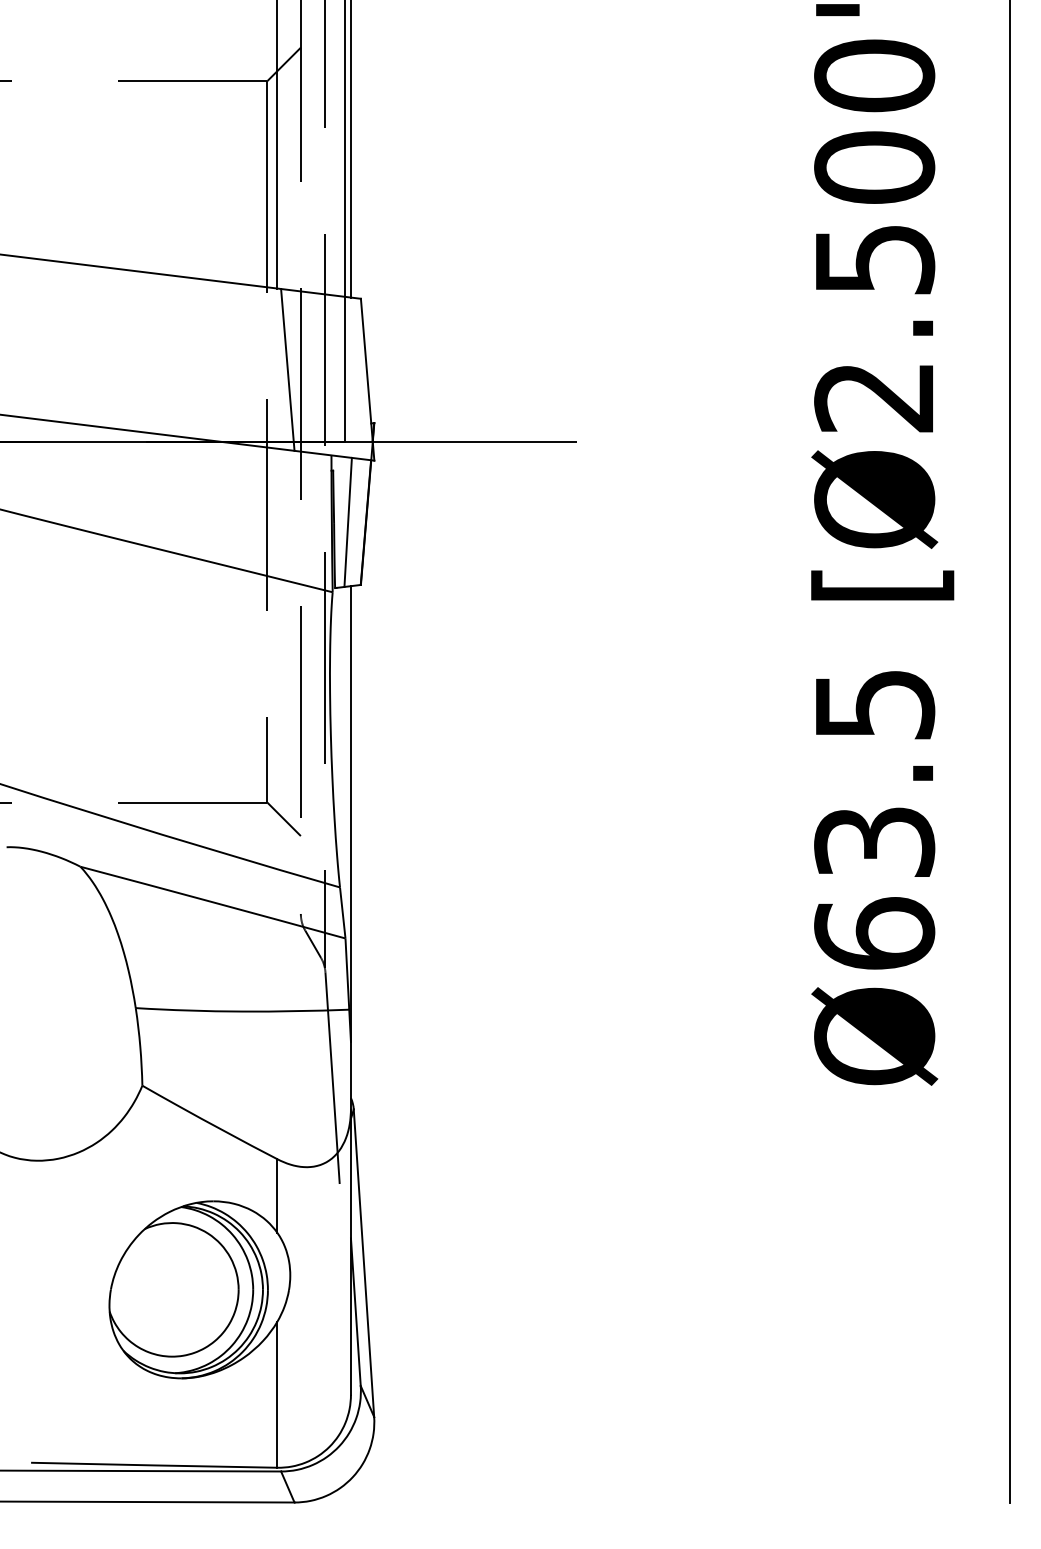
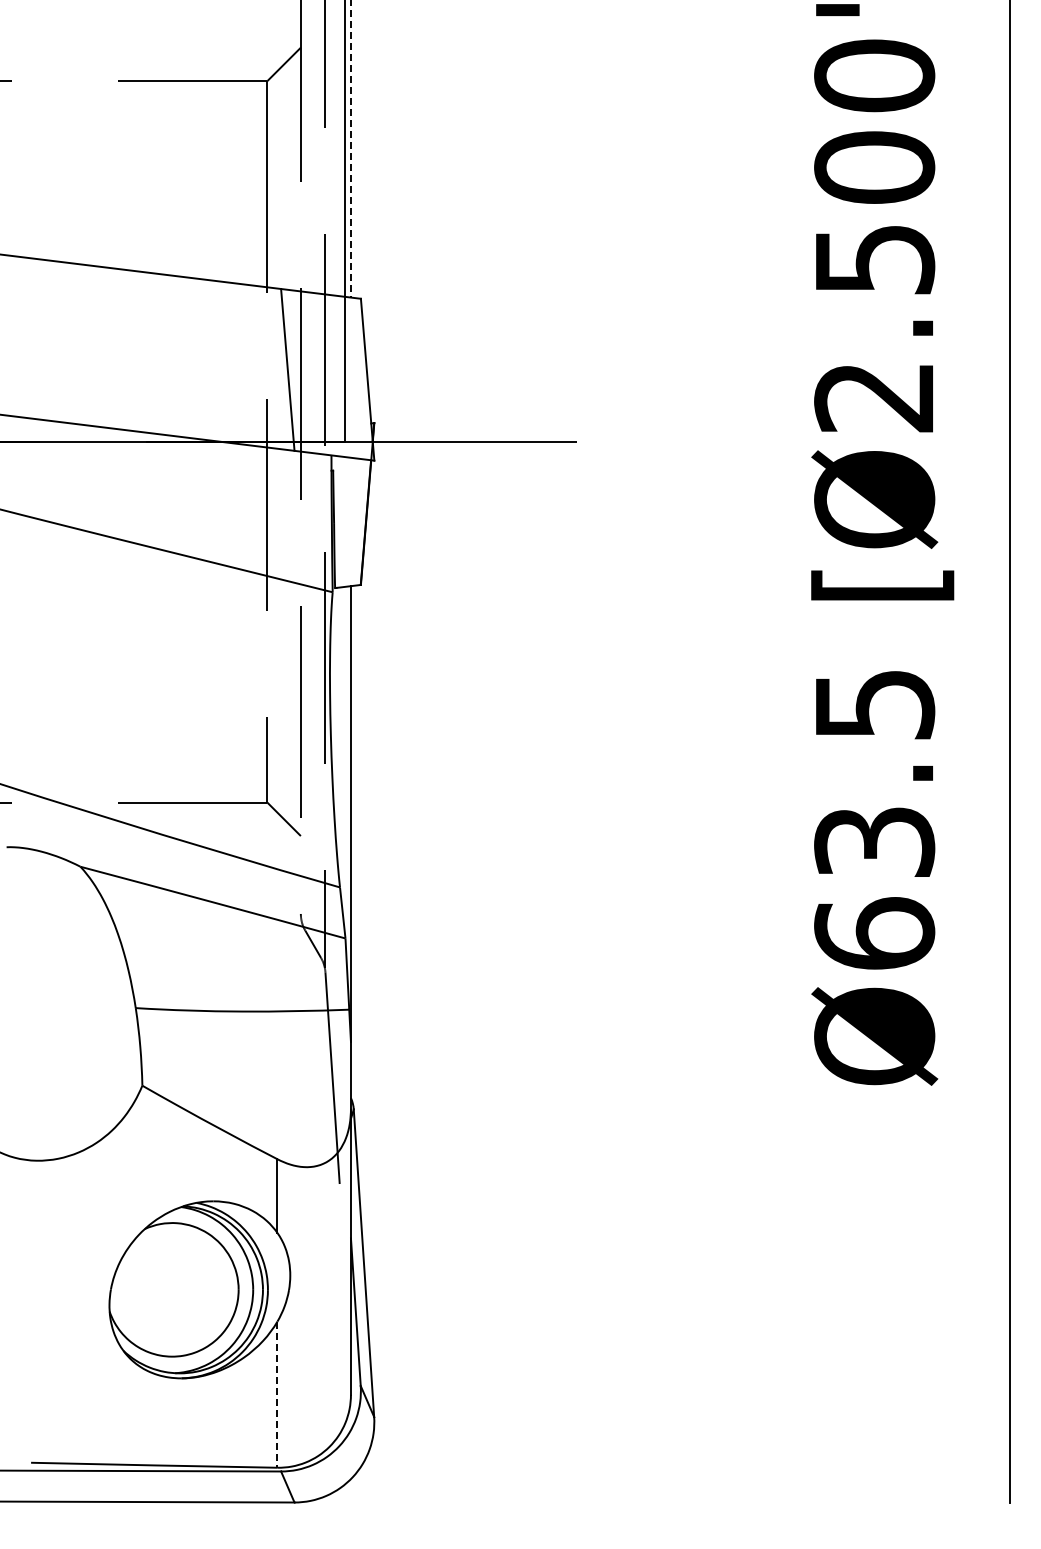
line: present -> none (277, 145)
line: solid -> dashed (350, 149)
line: present -> none (347, 521)
line: solid -> dashed (277, 1395)
